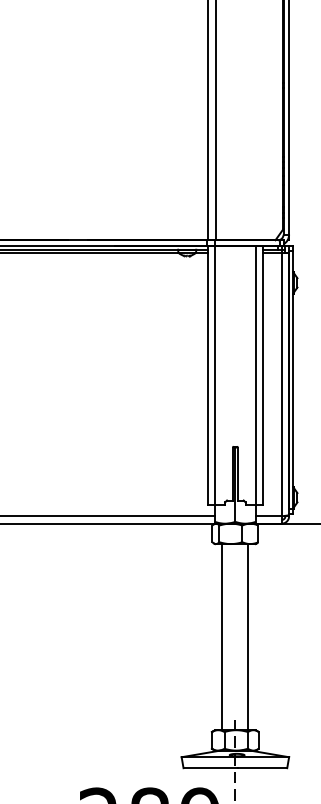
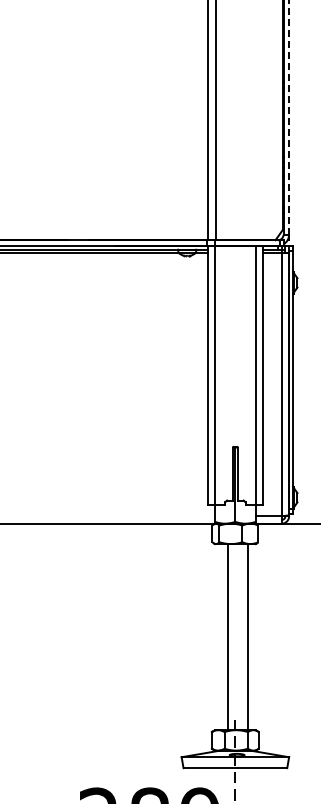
line: solid -> dashed (289, 117)
line: present -> none (108, 516)
line position: (222, 637) -> (228, 637) (228, 637)
